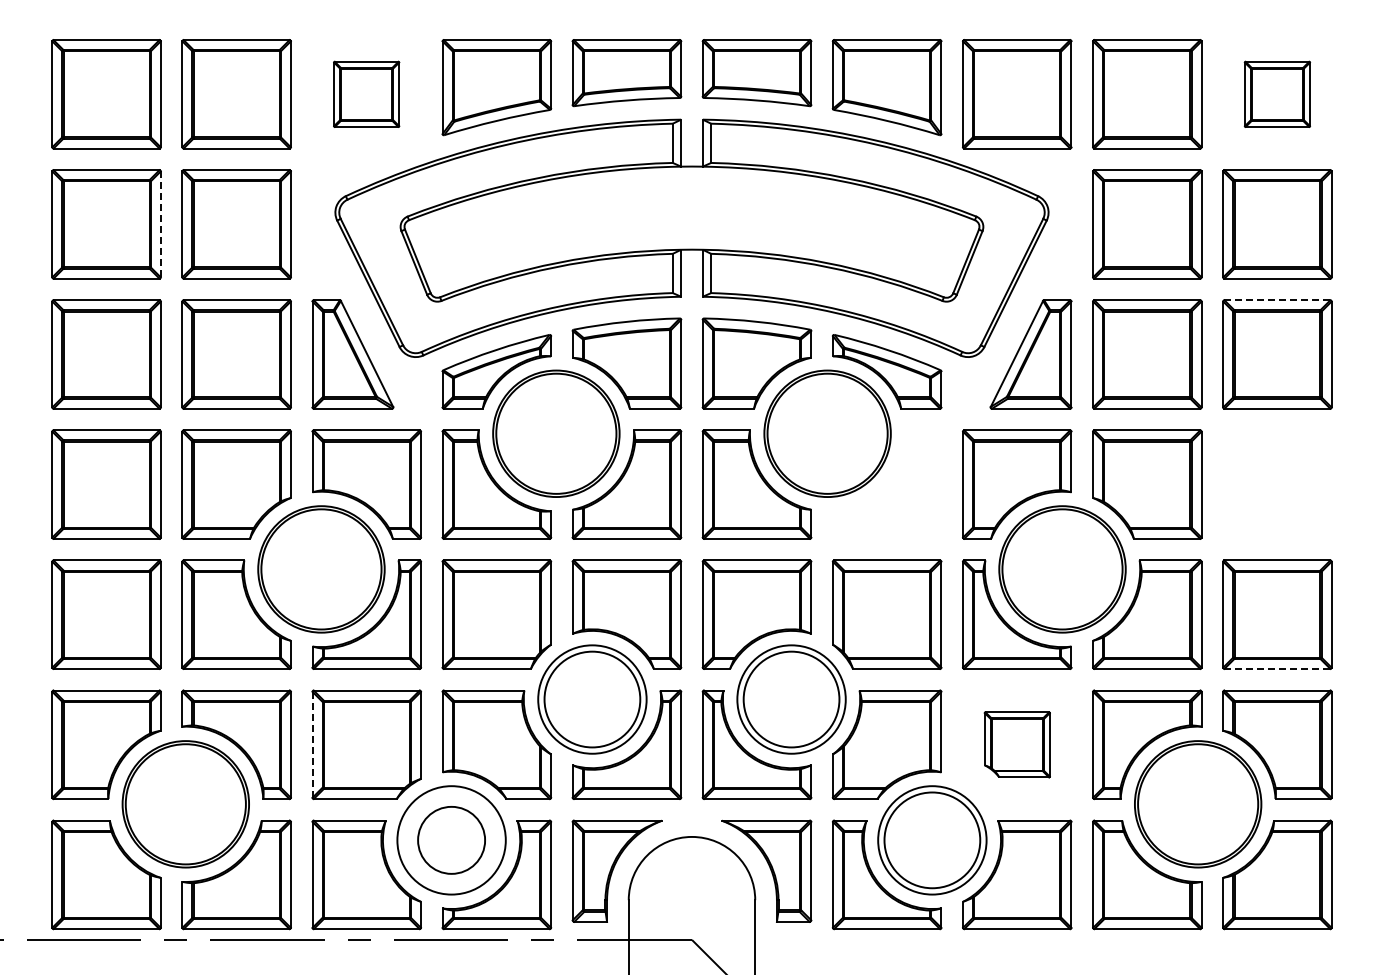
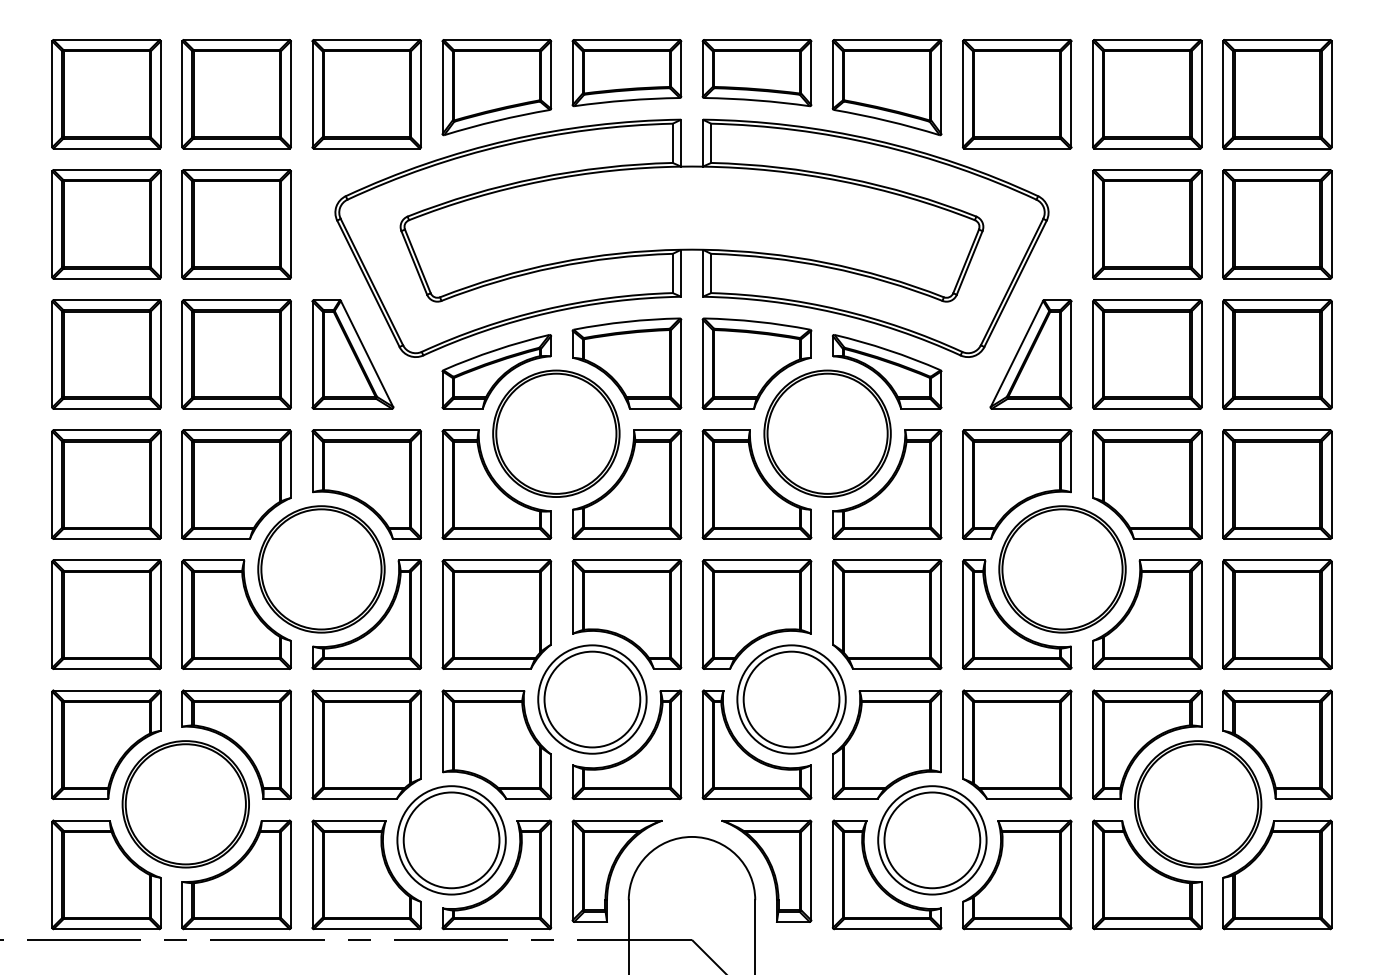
part size: 68x68 px -> 111x111 px (366, 94)
part size: 69x68 px -> 111x111 px (1277, 94)
line: dashed -> solid (160, 224)
line: dashed -> solid (1277, 300)
part: none -> present (886, 484)
part: none -> present (1277, 484)
line: dashed -> solid (1277, 668)
line: dashed -> solid (312, 744)
part size: 68x68 px -> 111x112 px (1017, 744)
circle diameter: 67 px -> 96 px (451, 840)
